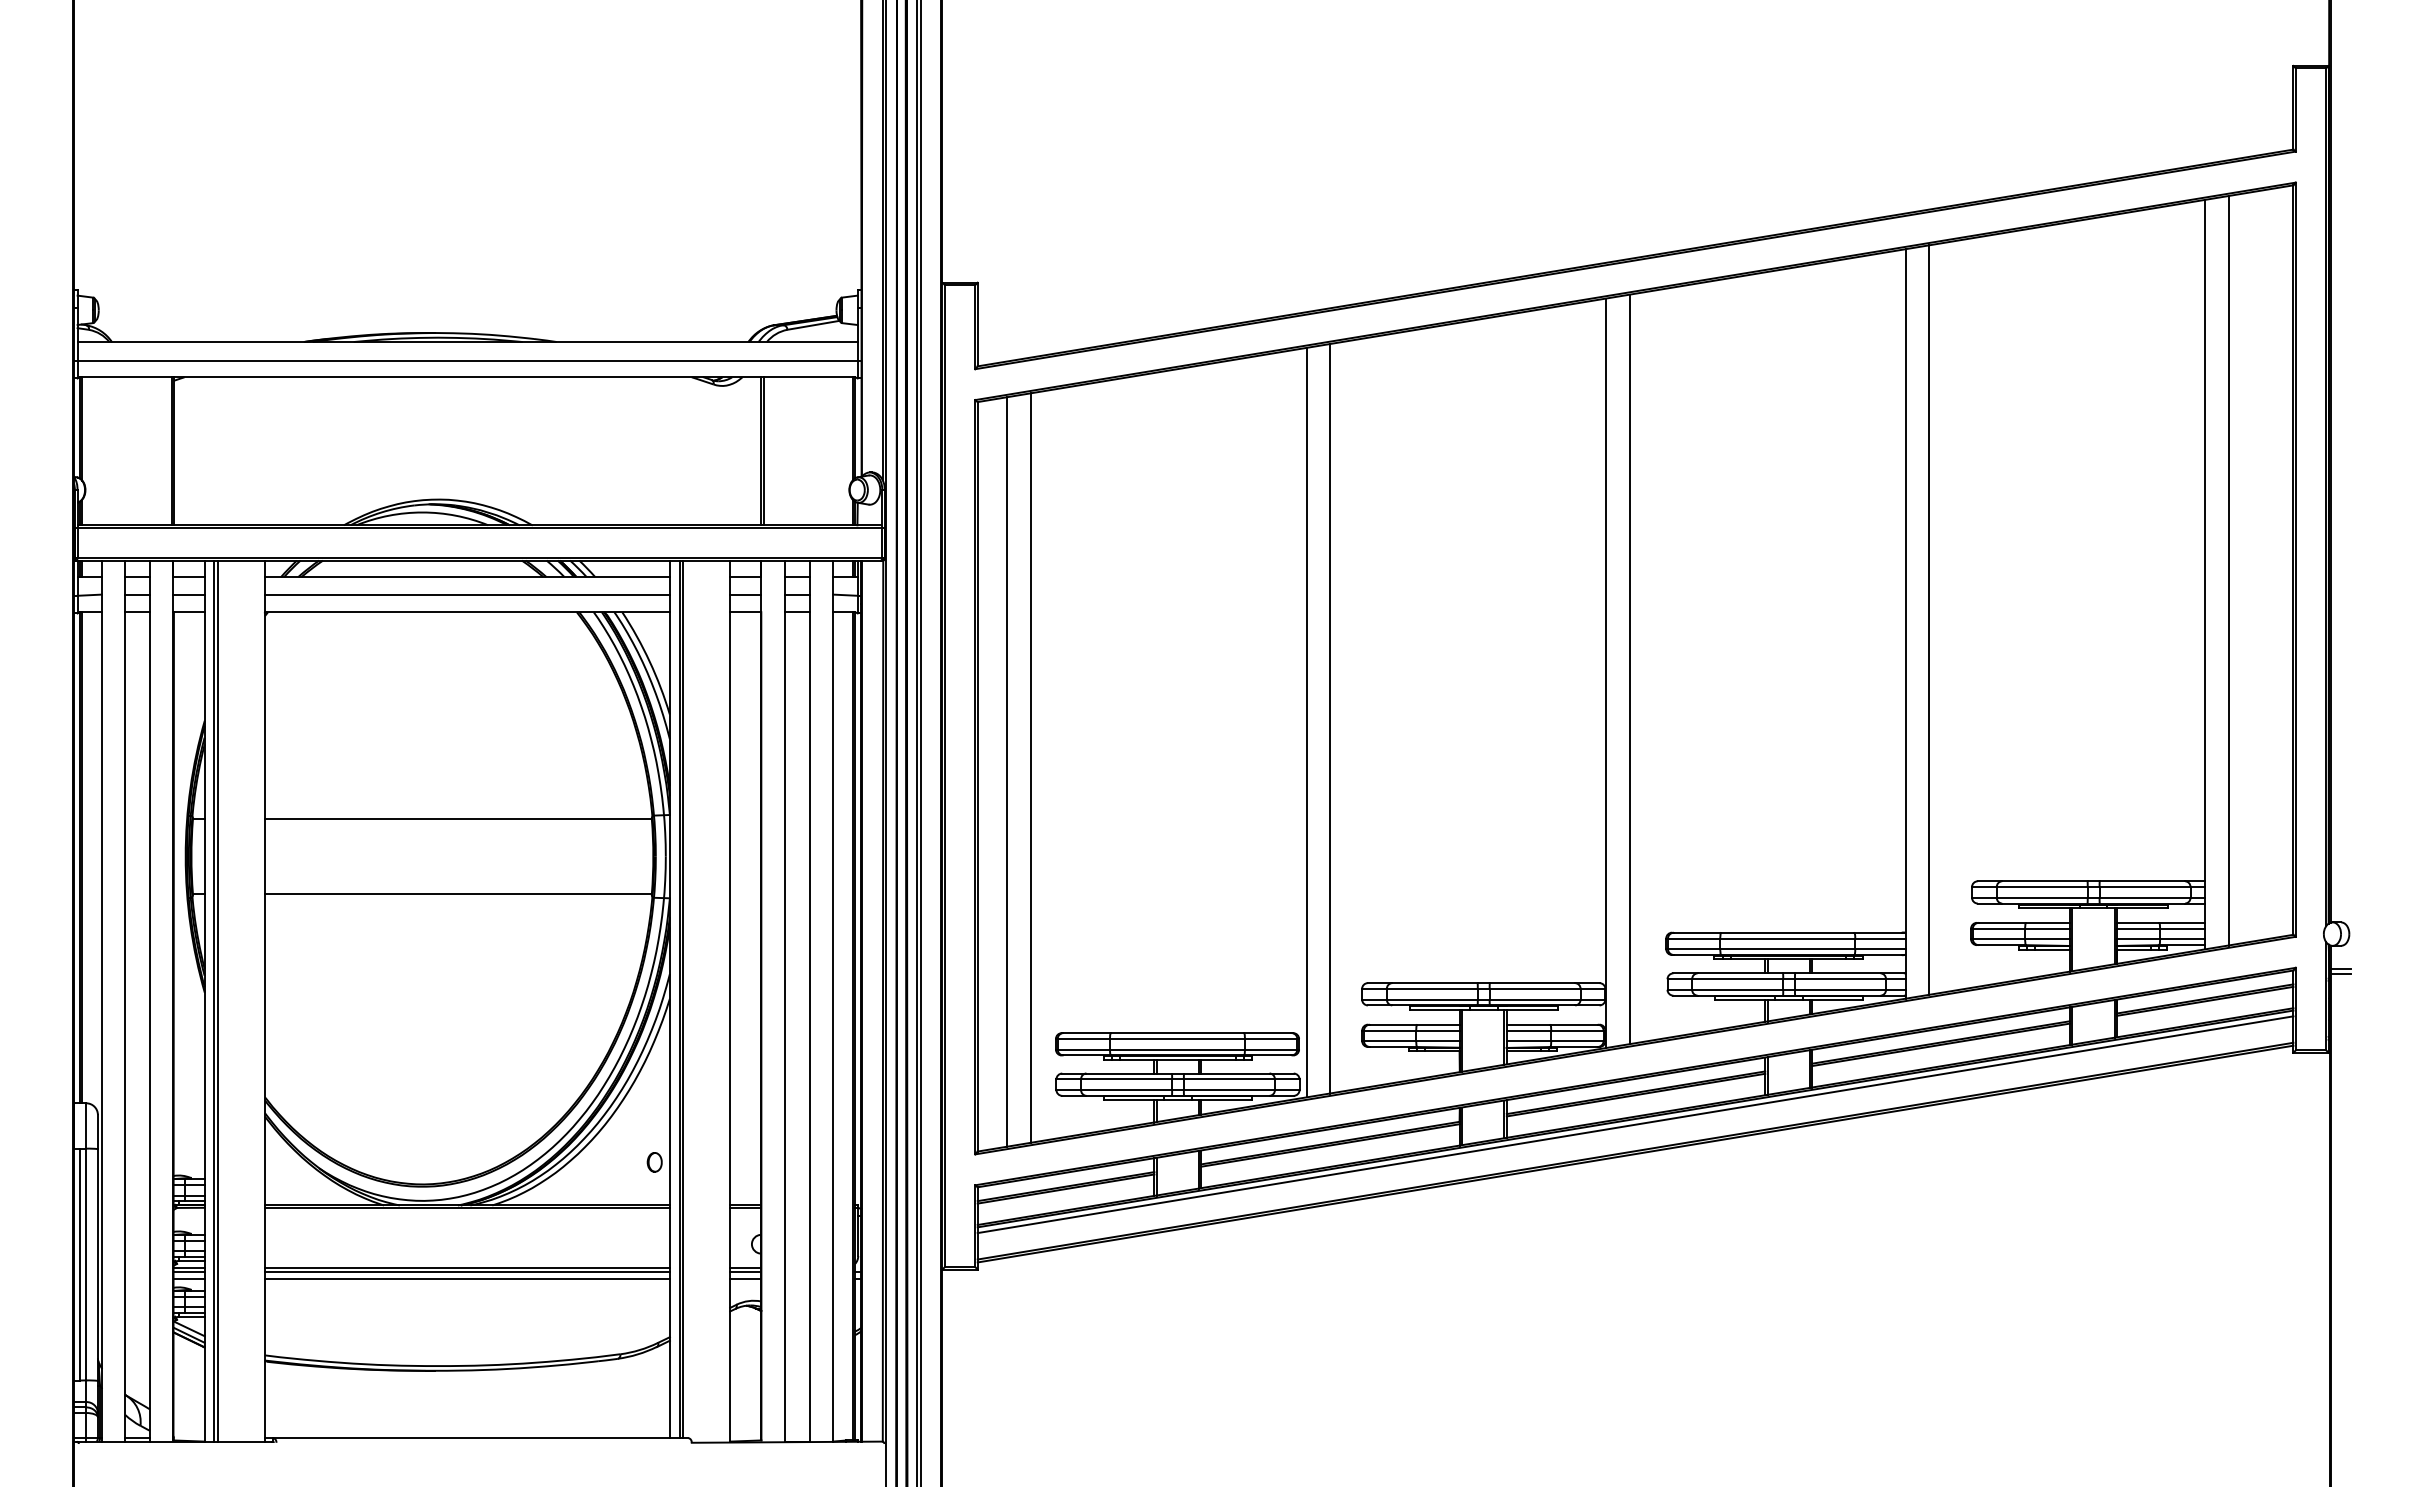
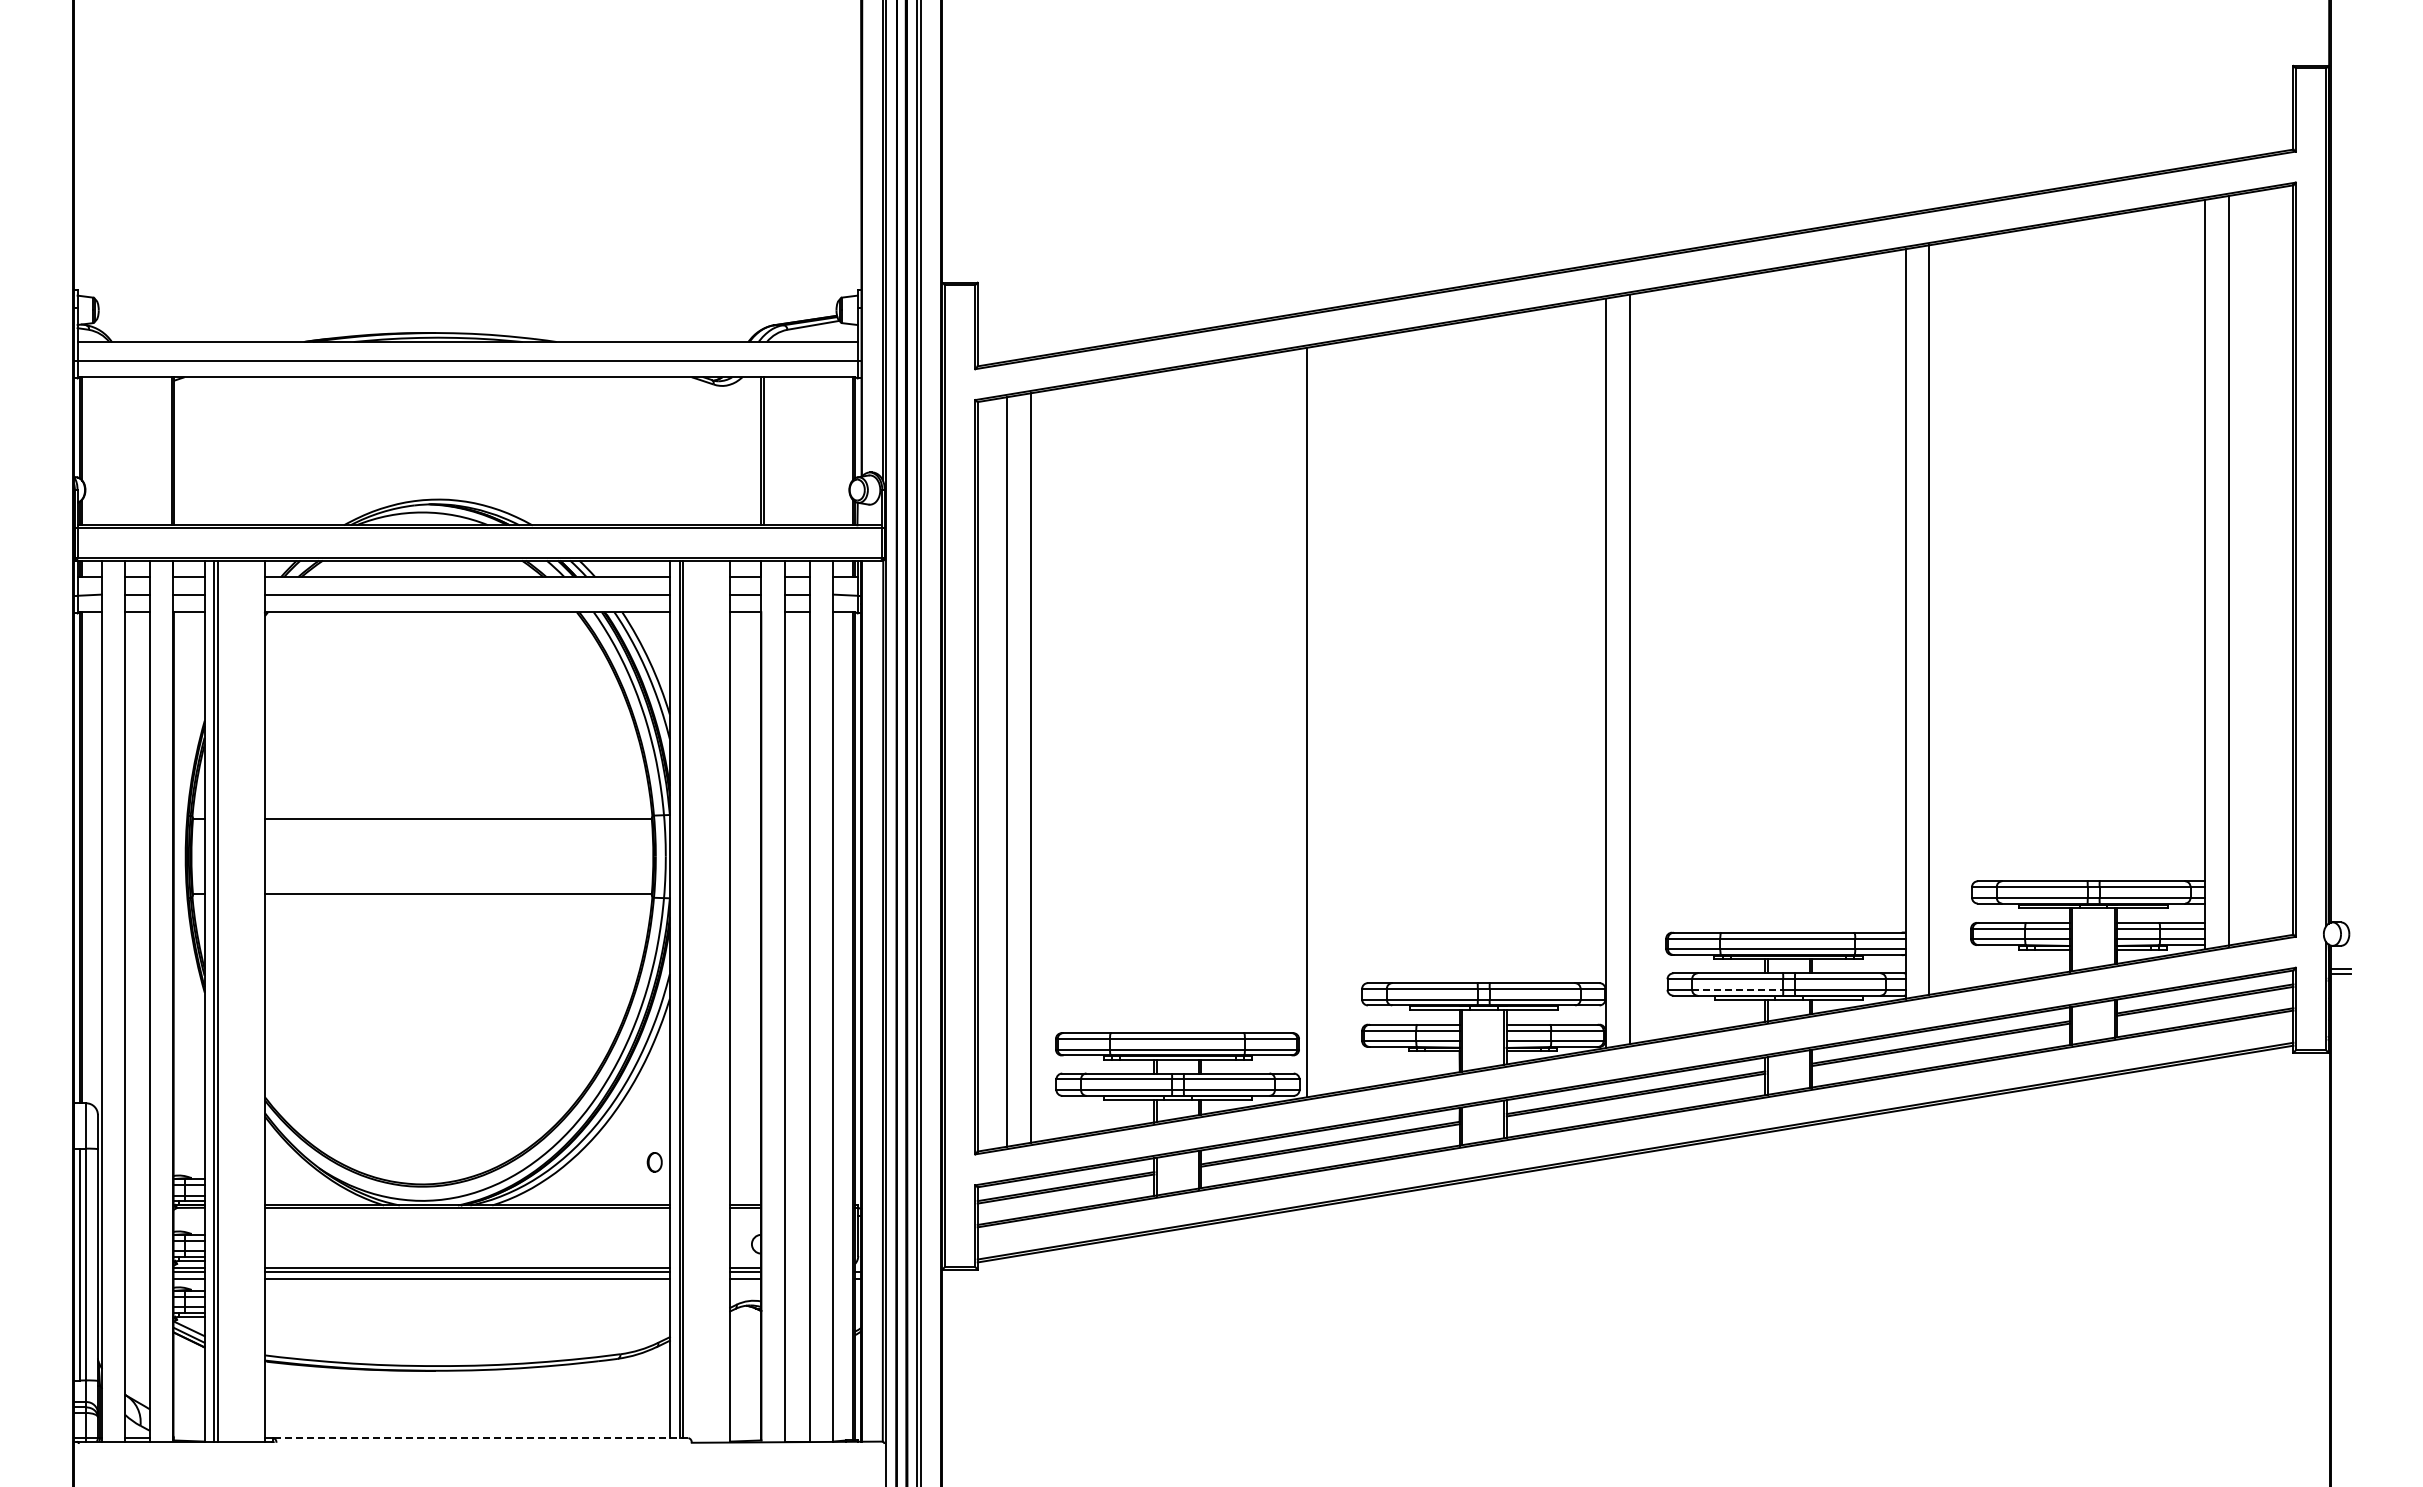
line: present -> none (1330, 718)
line: solid -> dashed (1737, 989)
line: present -> none (1635, 1124)
line: solid -> dashed (480, 1438)
